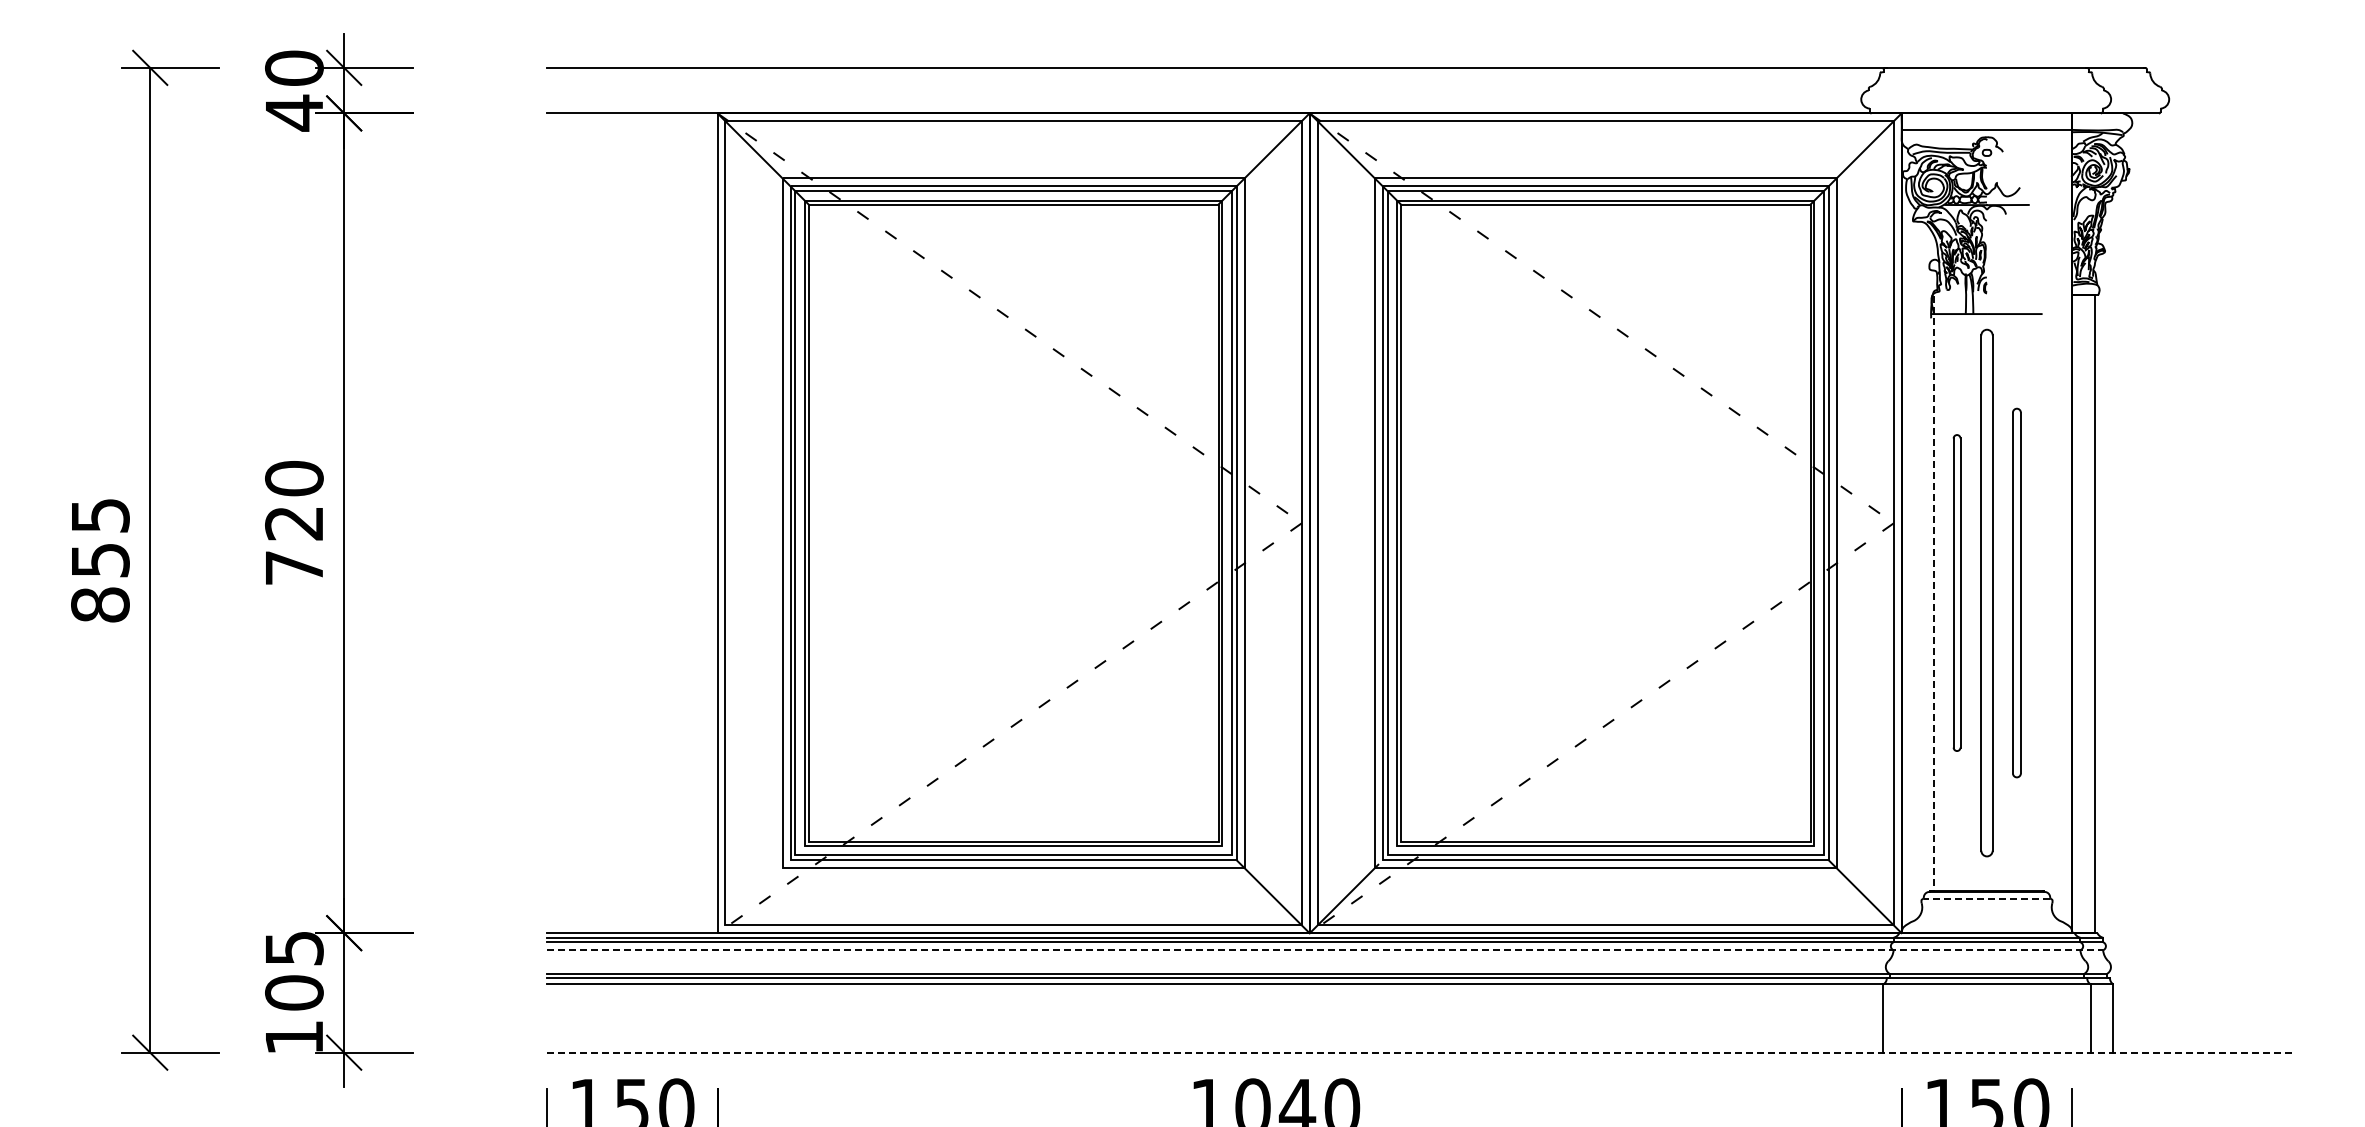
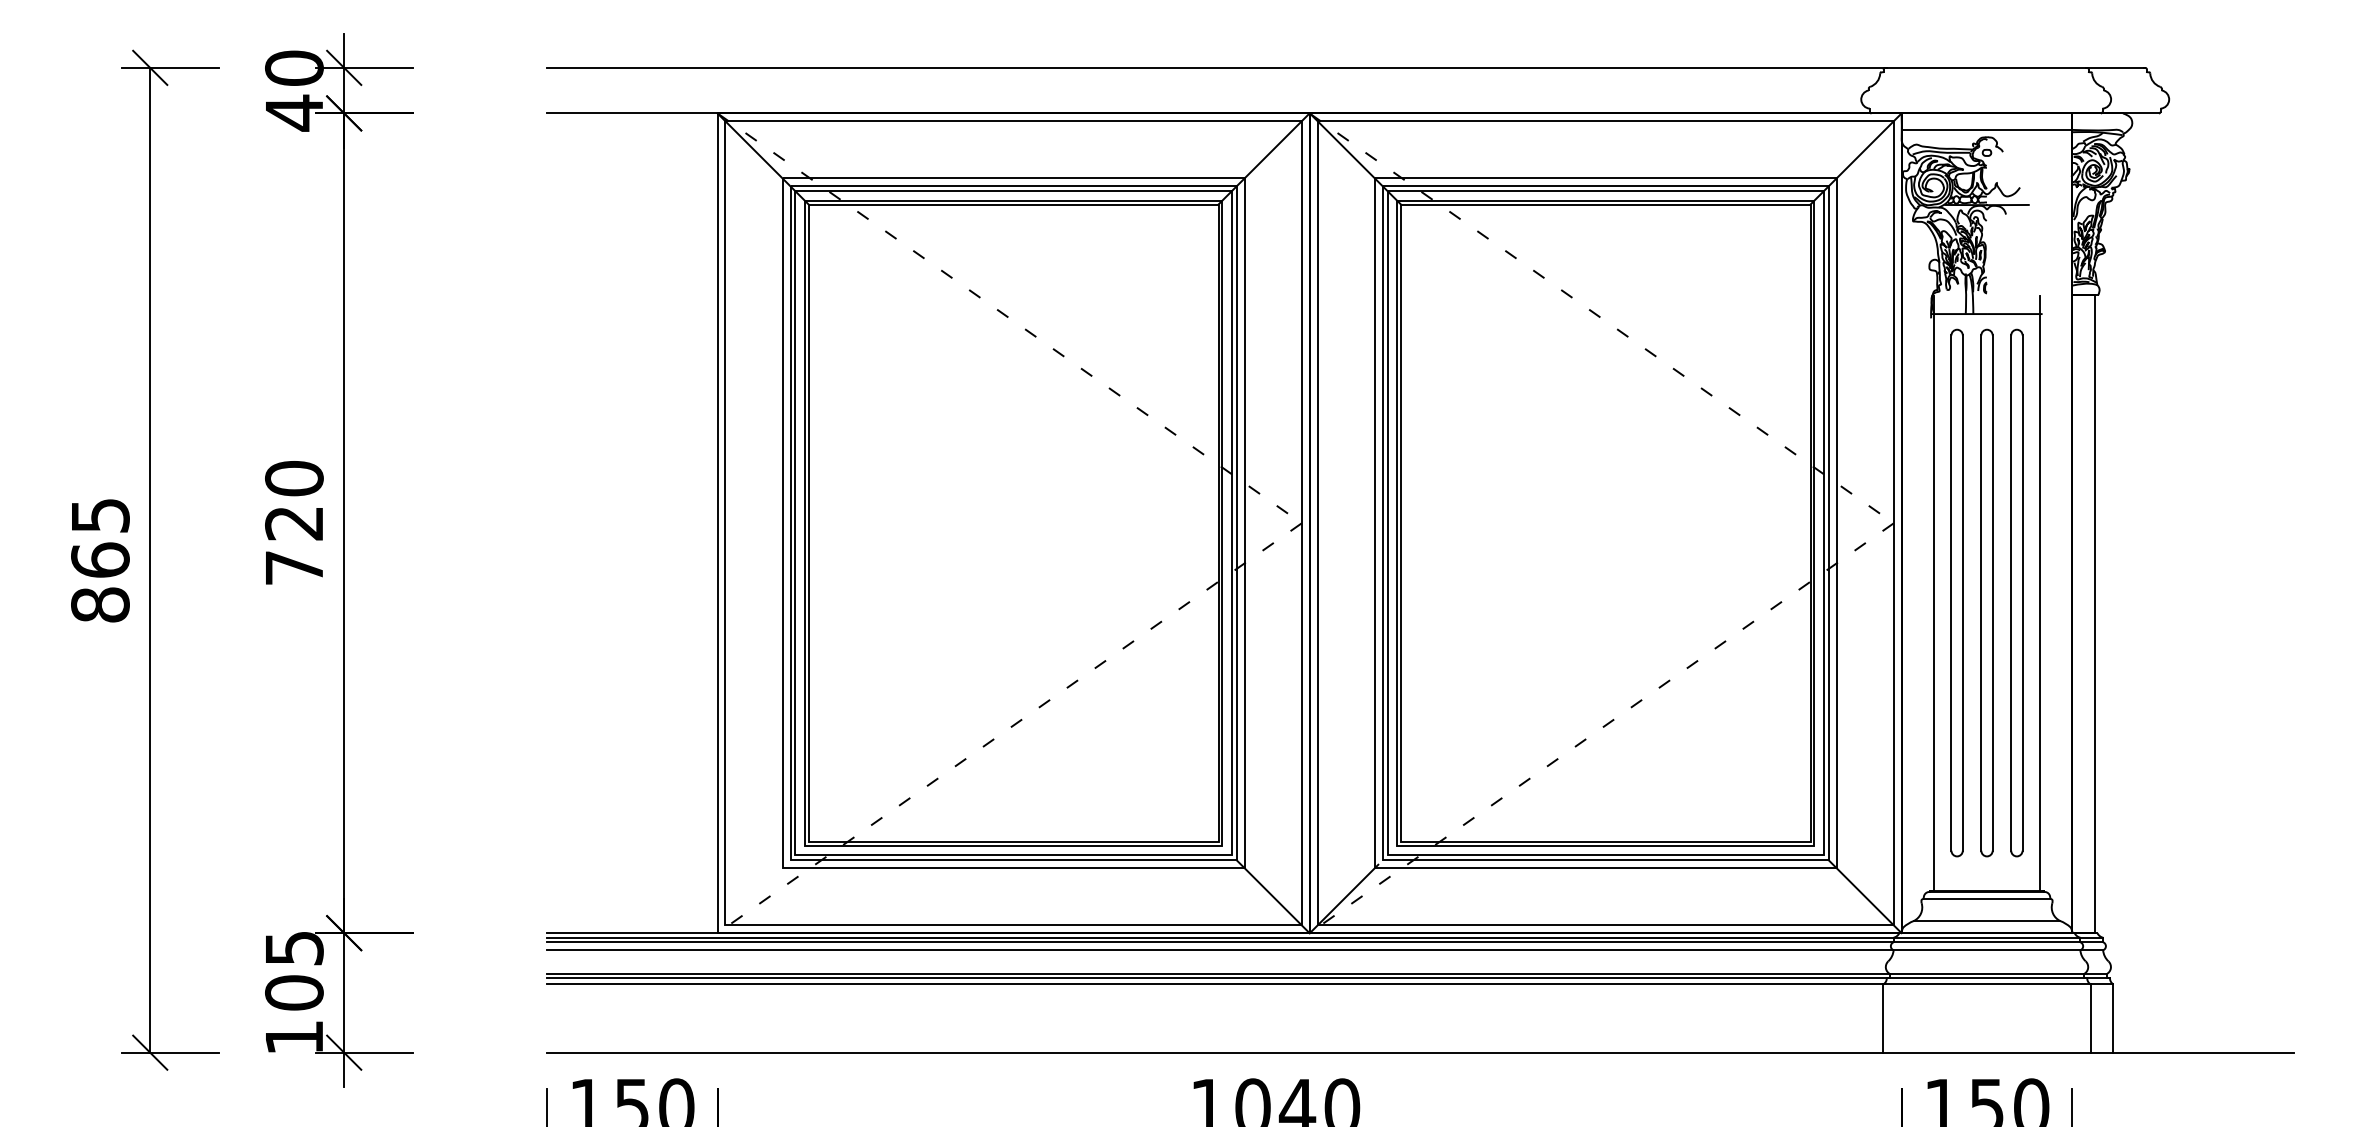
text: 855 -> 865 (100, 559)
part size: 10x318 px -> 14x530 px (1956, 592)
part size: 10x372 px -> 14x530 px (2016, 592)
line: none -> present (2039, 592)
line: dashed -> solid (1934, 593)
line: dashed -> solid (1986, 898)
line: none -> present (1986, 920)
line: dashed -> solid (1325, 950)
line: dashed -> solid (1420, 1052)
